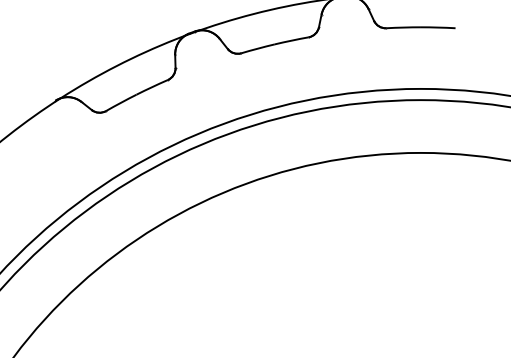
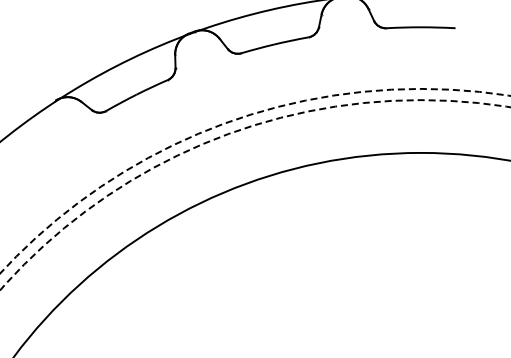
circle: solid -> dashed (255, 180)
circle: solid -> dashed (255, 195)
